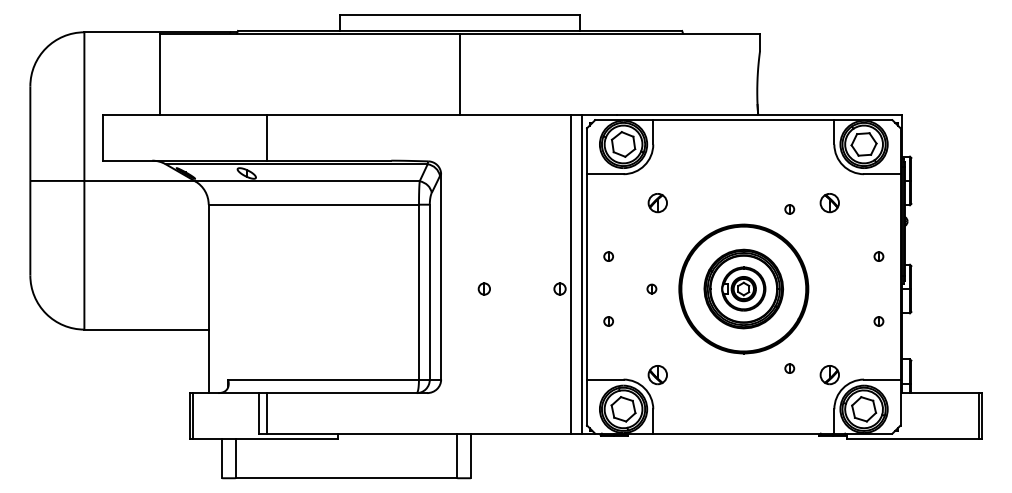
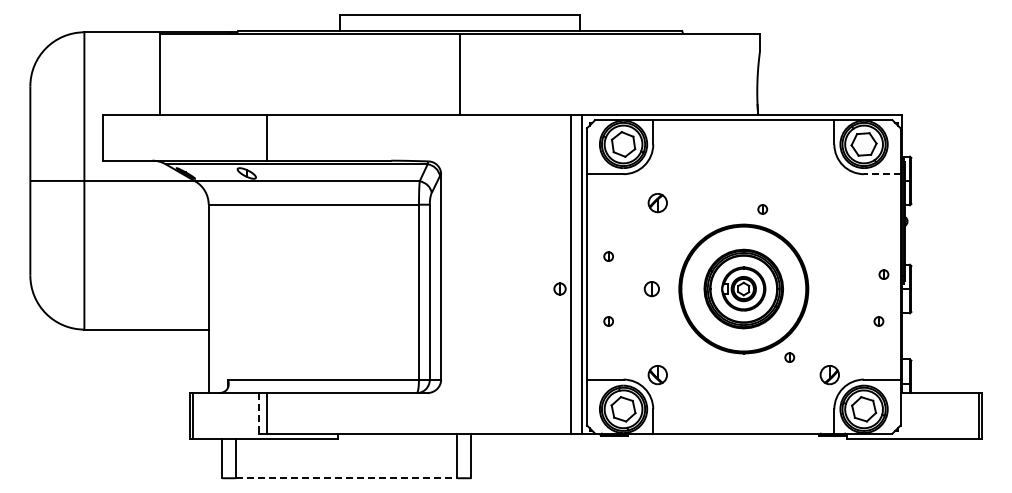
line: solid -> dashed (881, 174)
part: present -> none (829, 203)
part position: (789, 209) -> (762, 209) (762, 209)
part position: (878, 256) -> (883, 274) (883, 274)
part: present -> none (483, 288)
part size: 12x12 px -> 17x17 px (651, 289)
part position: (789, 368) -> (789, 357) (789, 357)
line: solid -> dashed (258, 413)
line: solid -> dashed (346, 478)
